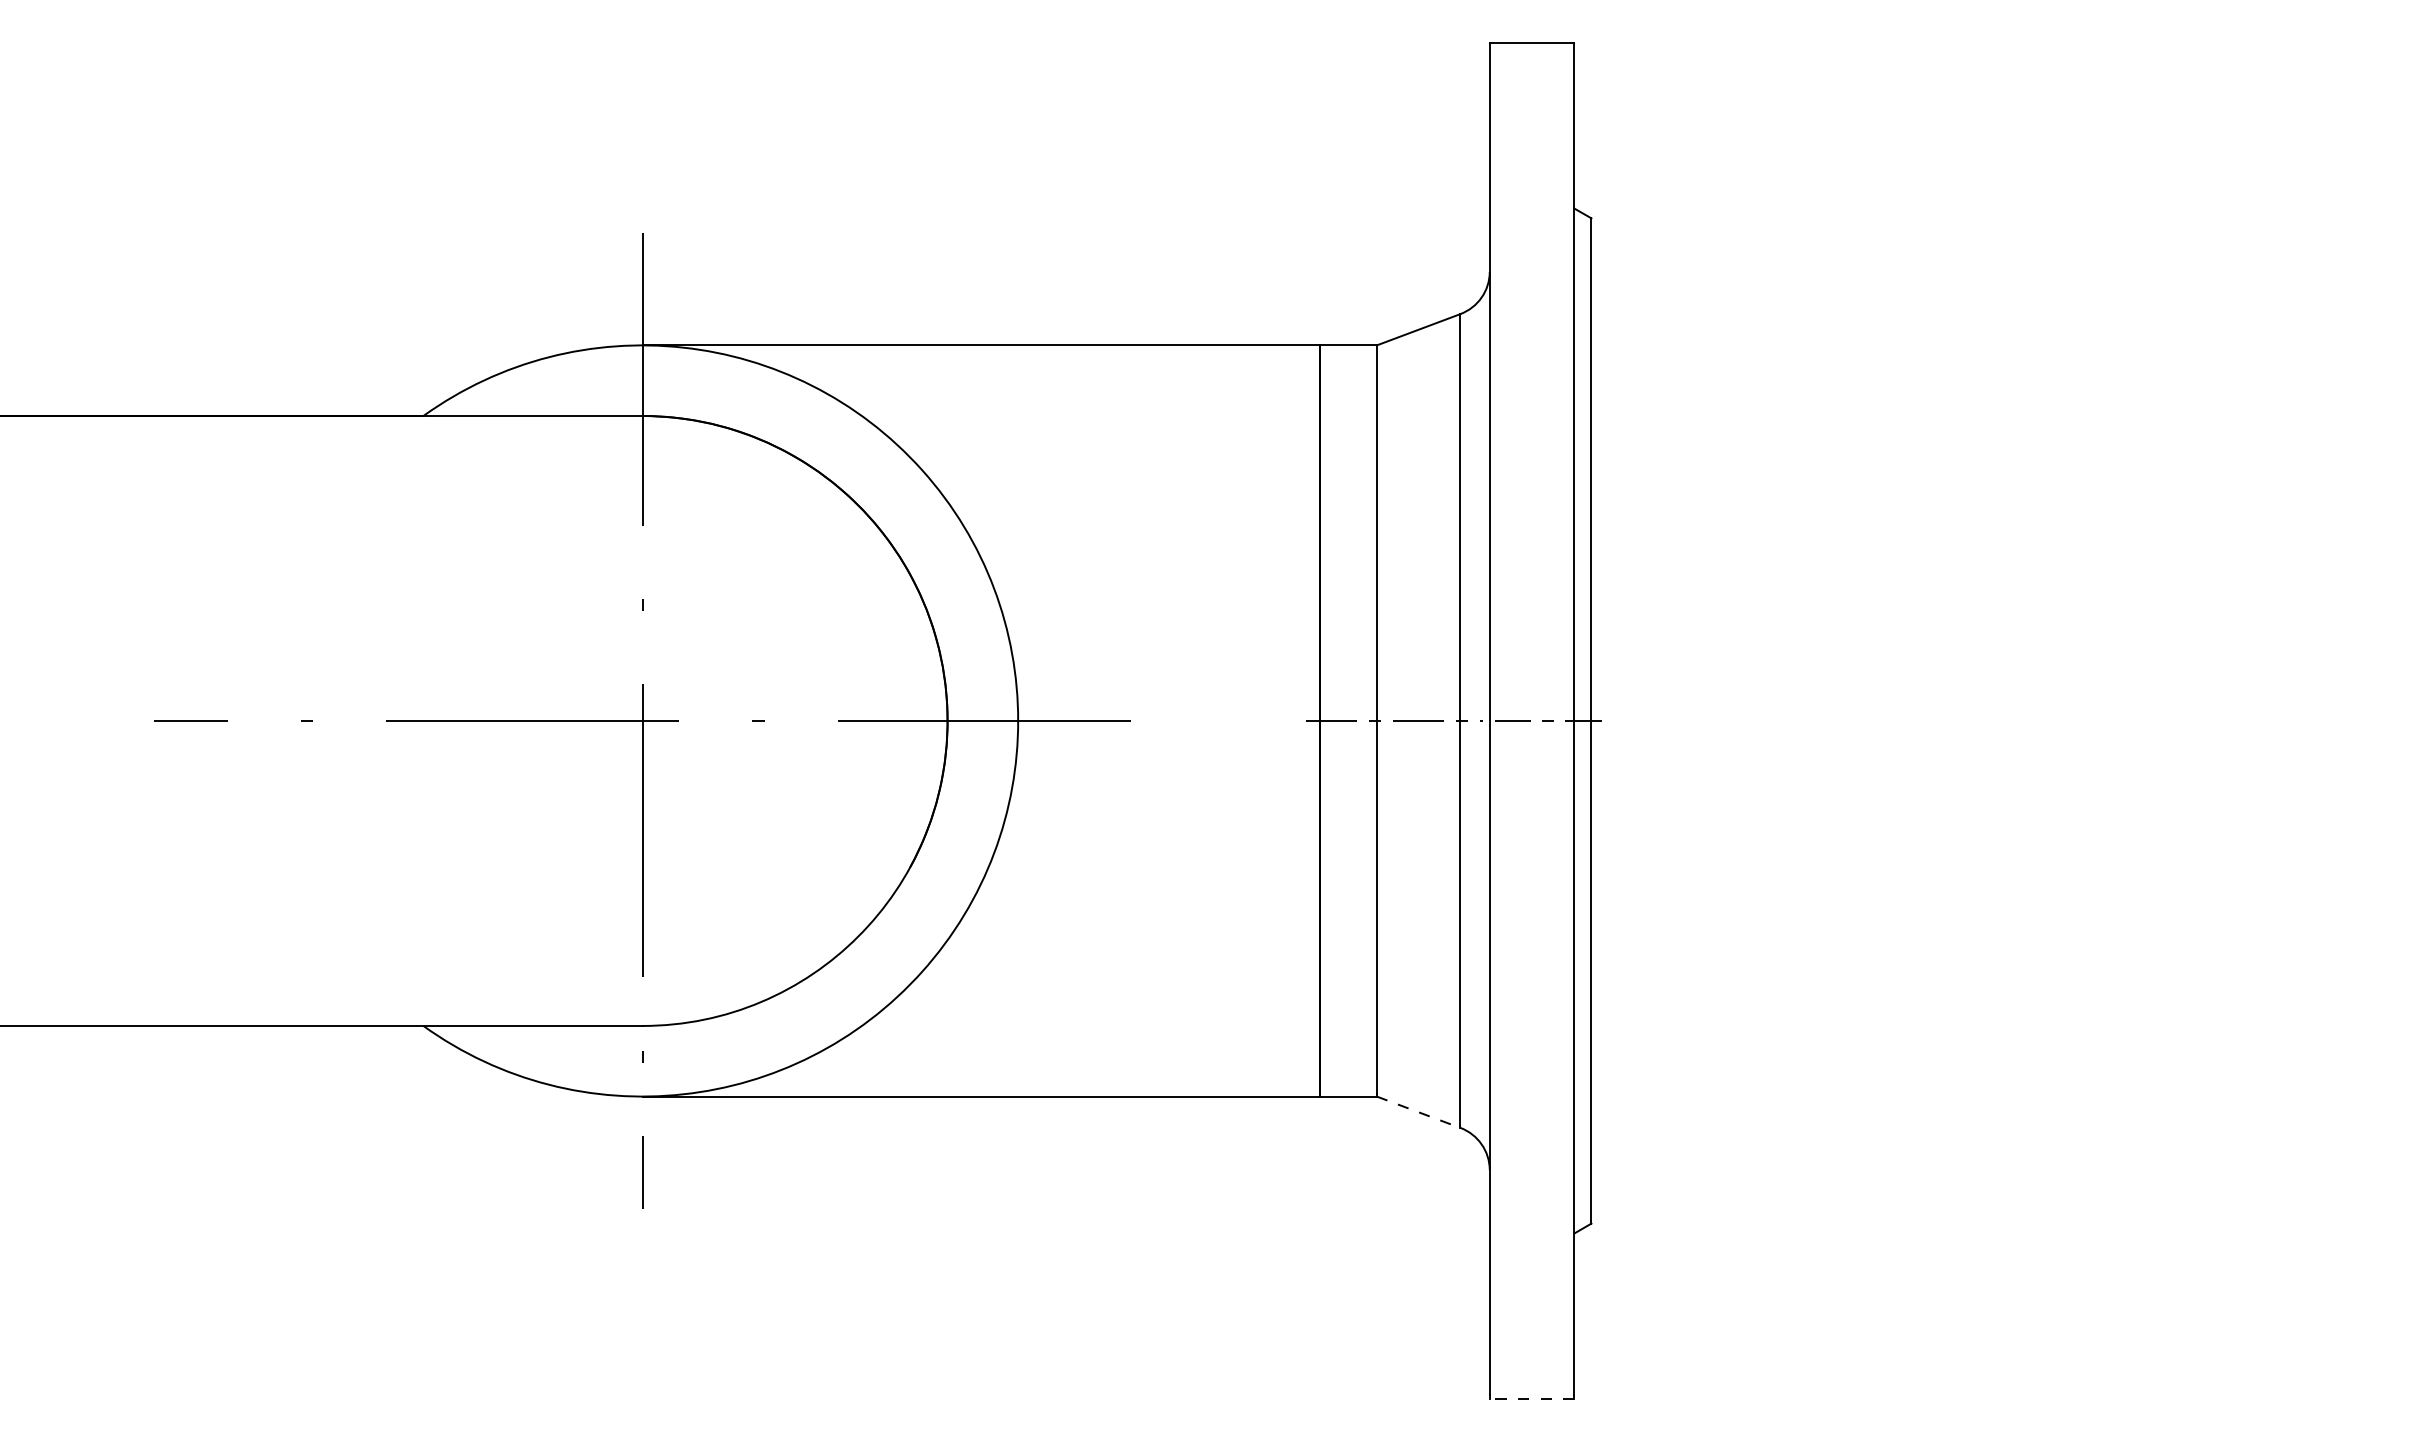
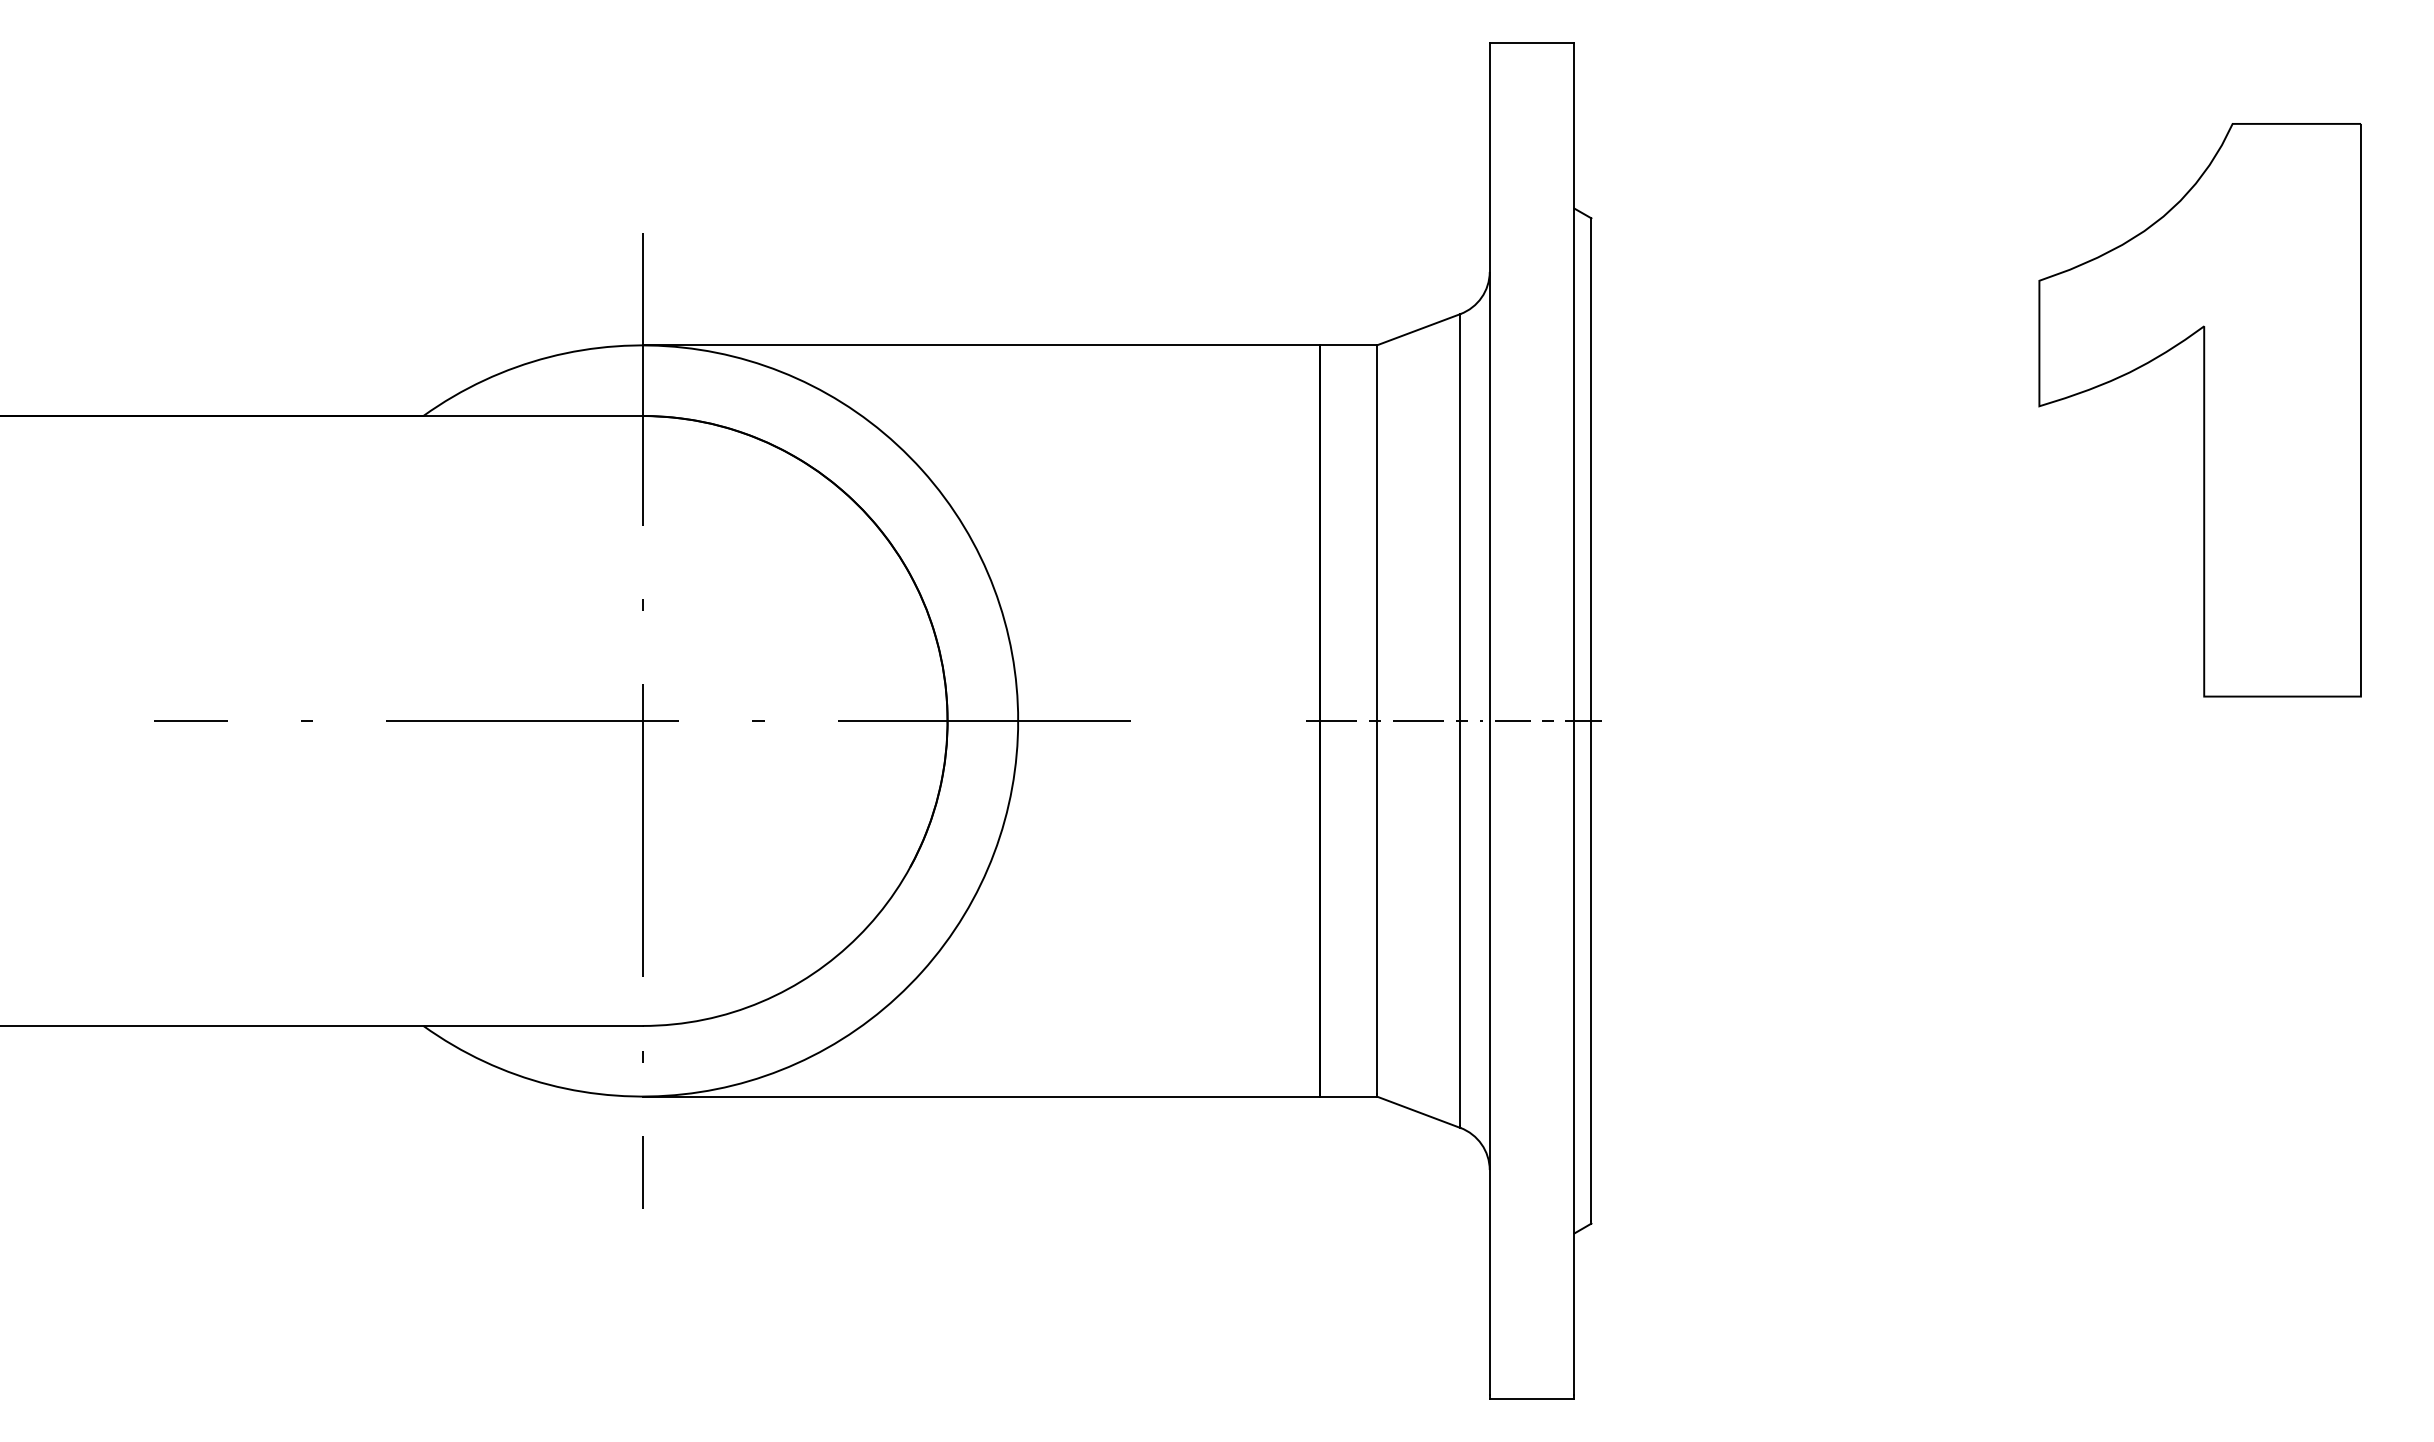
part: none -> present (2199, 410)
line: dashed -> solid (1418, 1112)
line: dashed -> solid (1531, 1398)
